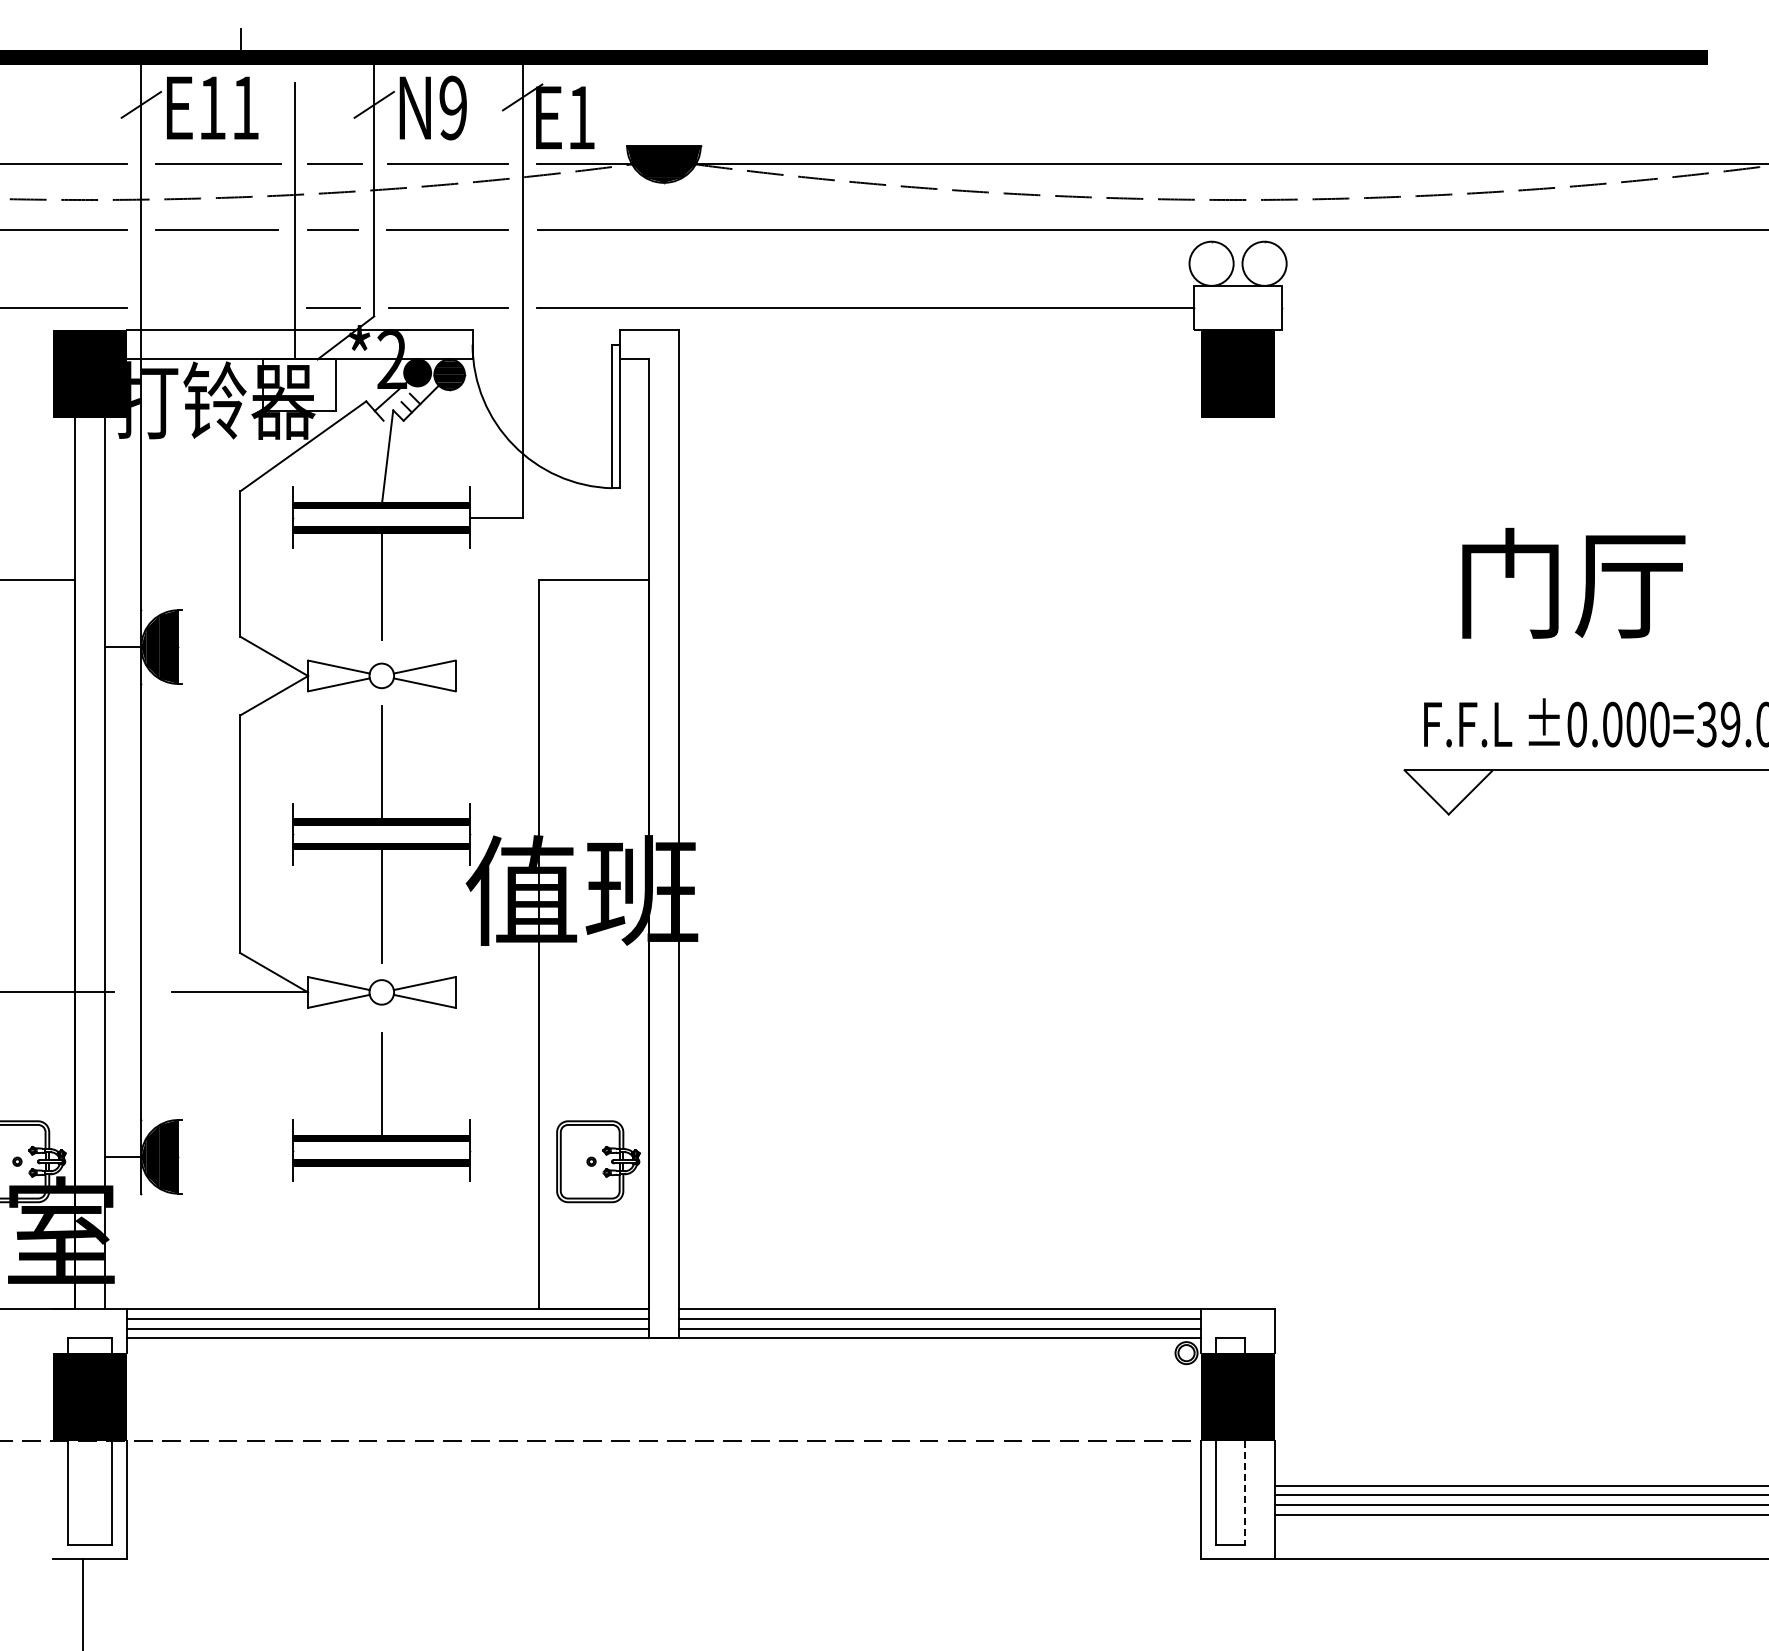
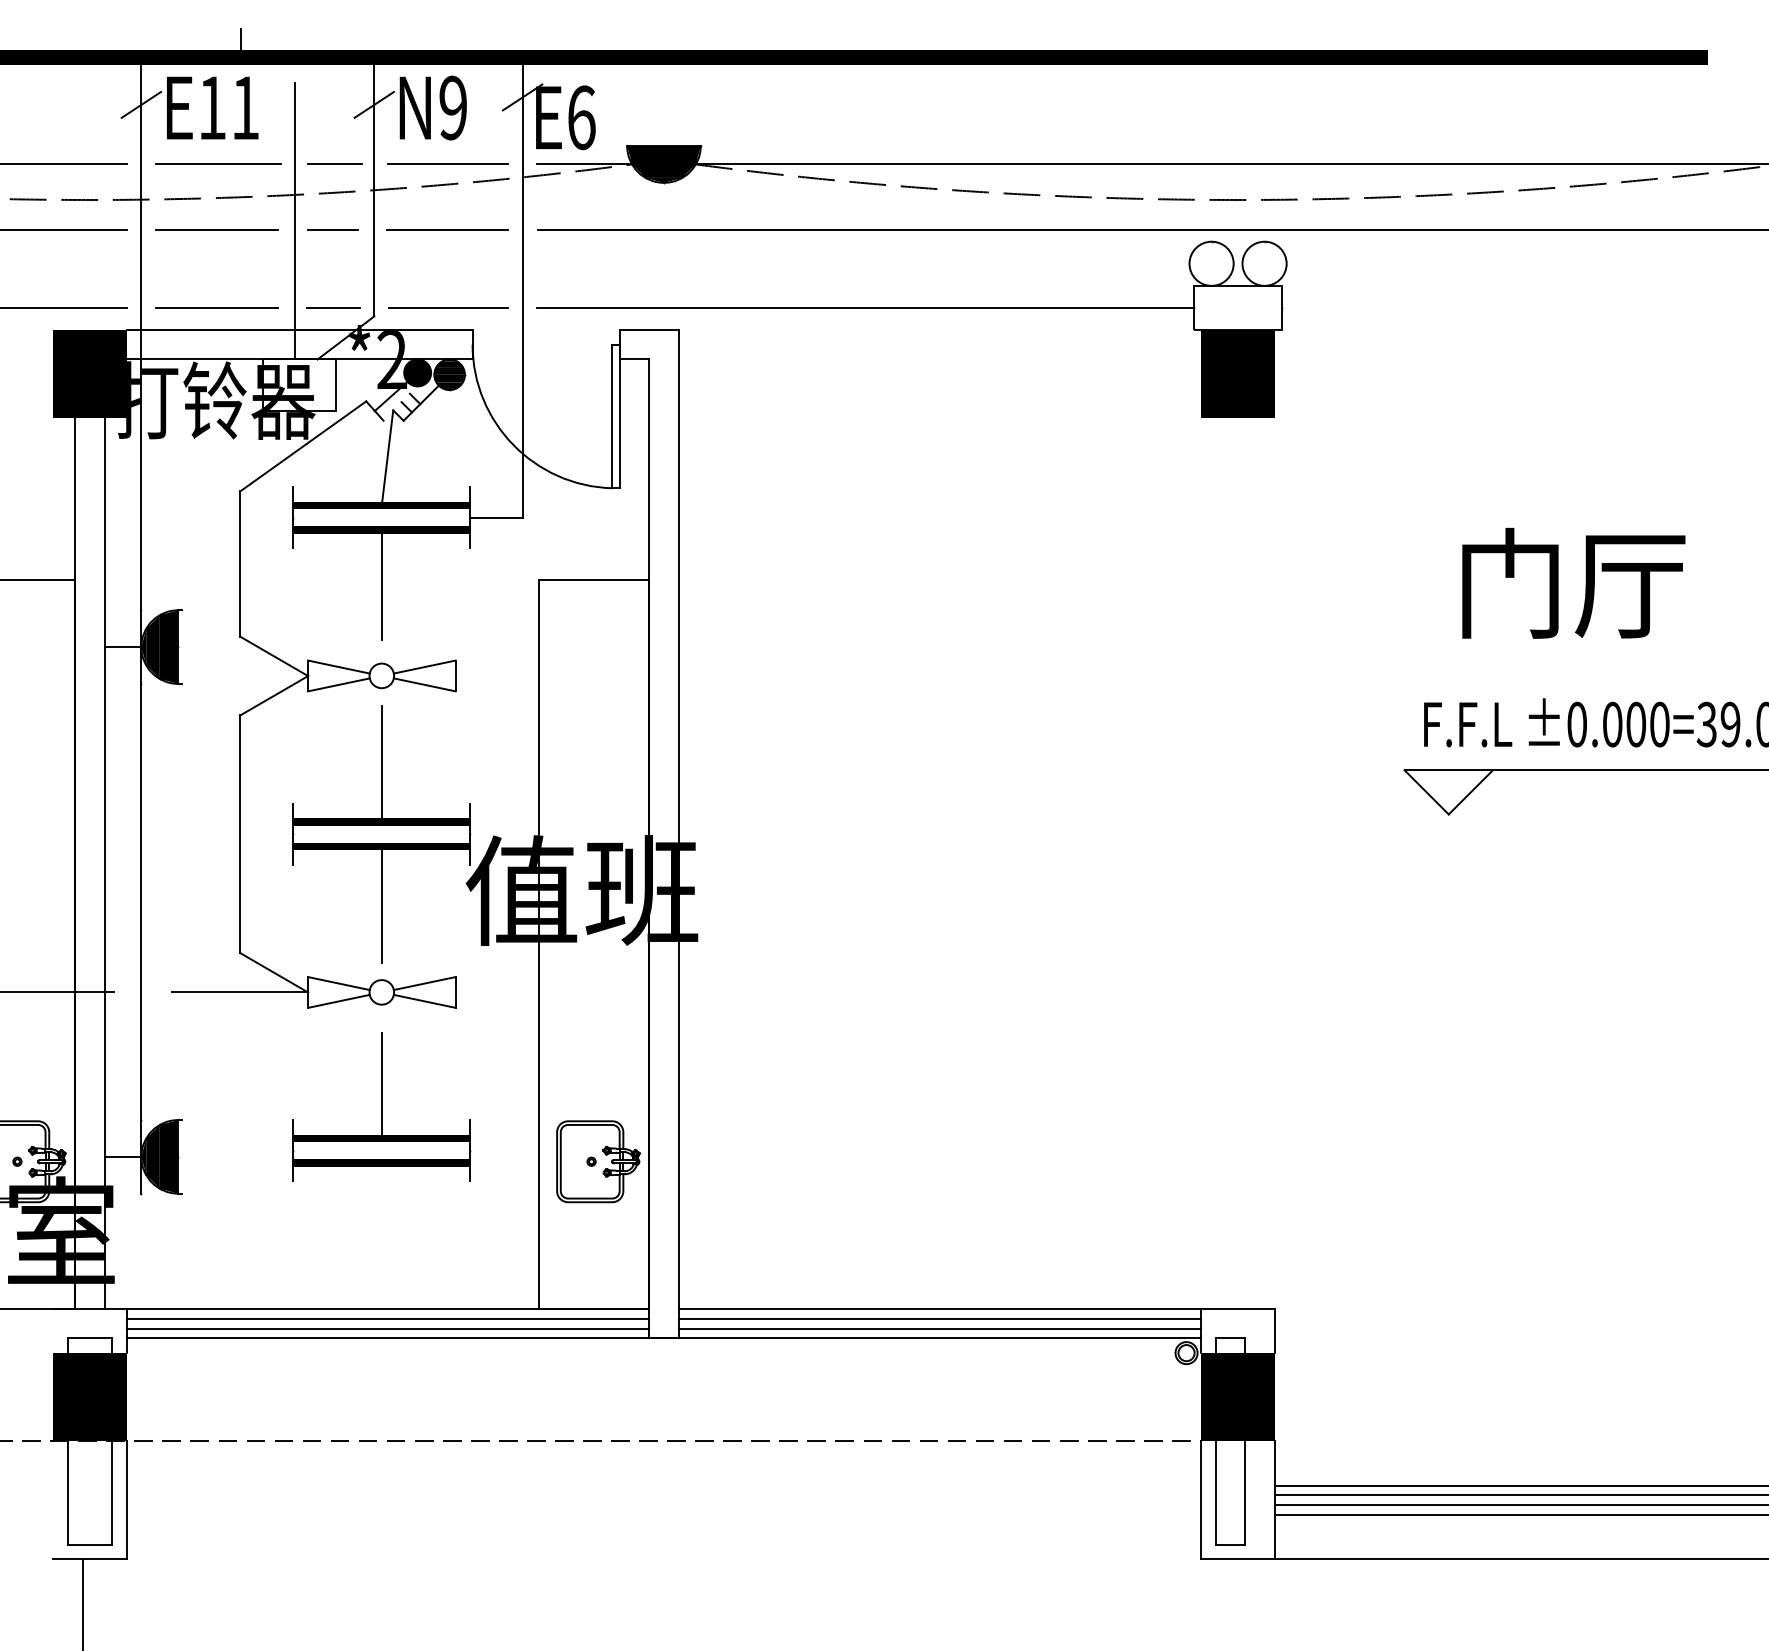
text: E1 -> E6 (581, 117)
line: none -> present (217, 307)
line: dashed -> solid (1245, 1492)
